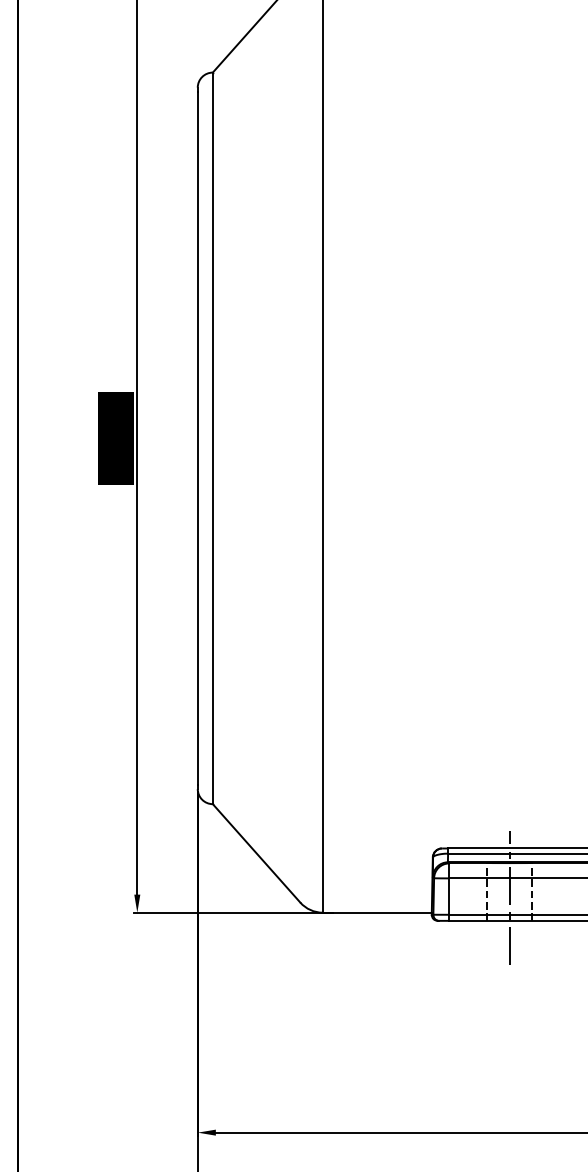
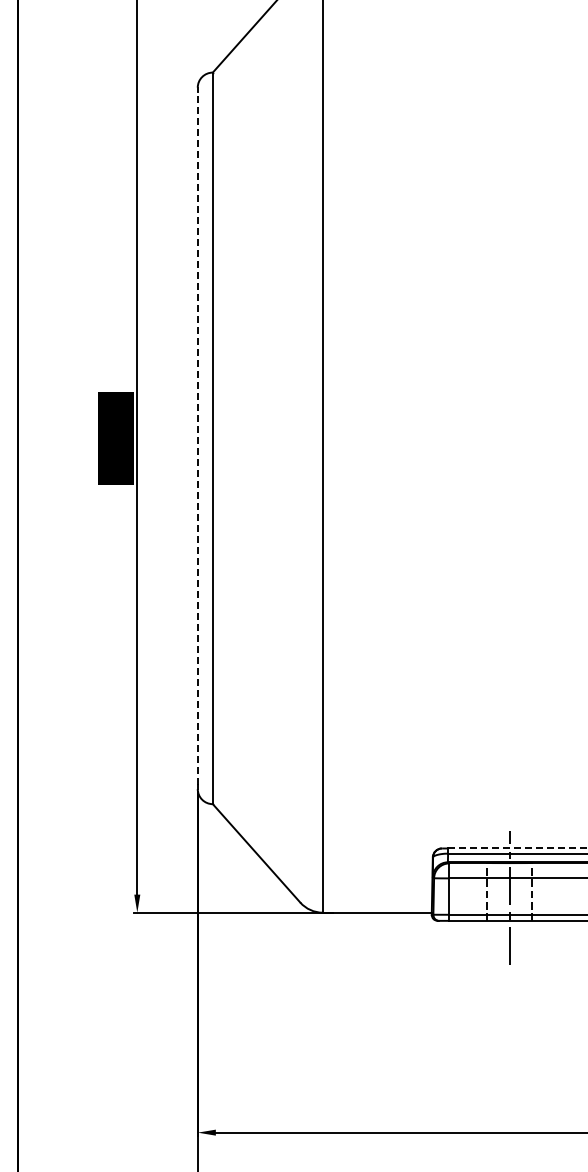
line: solid -> dashed (197, 437)
line: solid -> dashed (517, 848)
